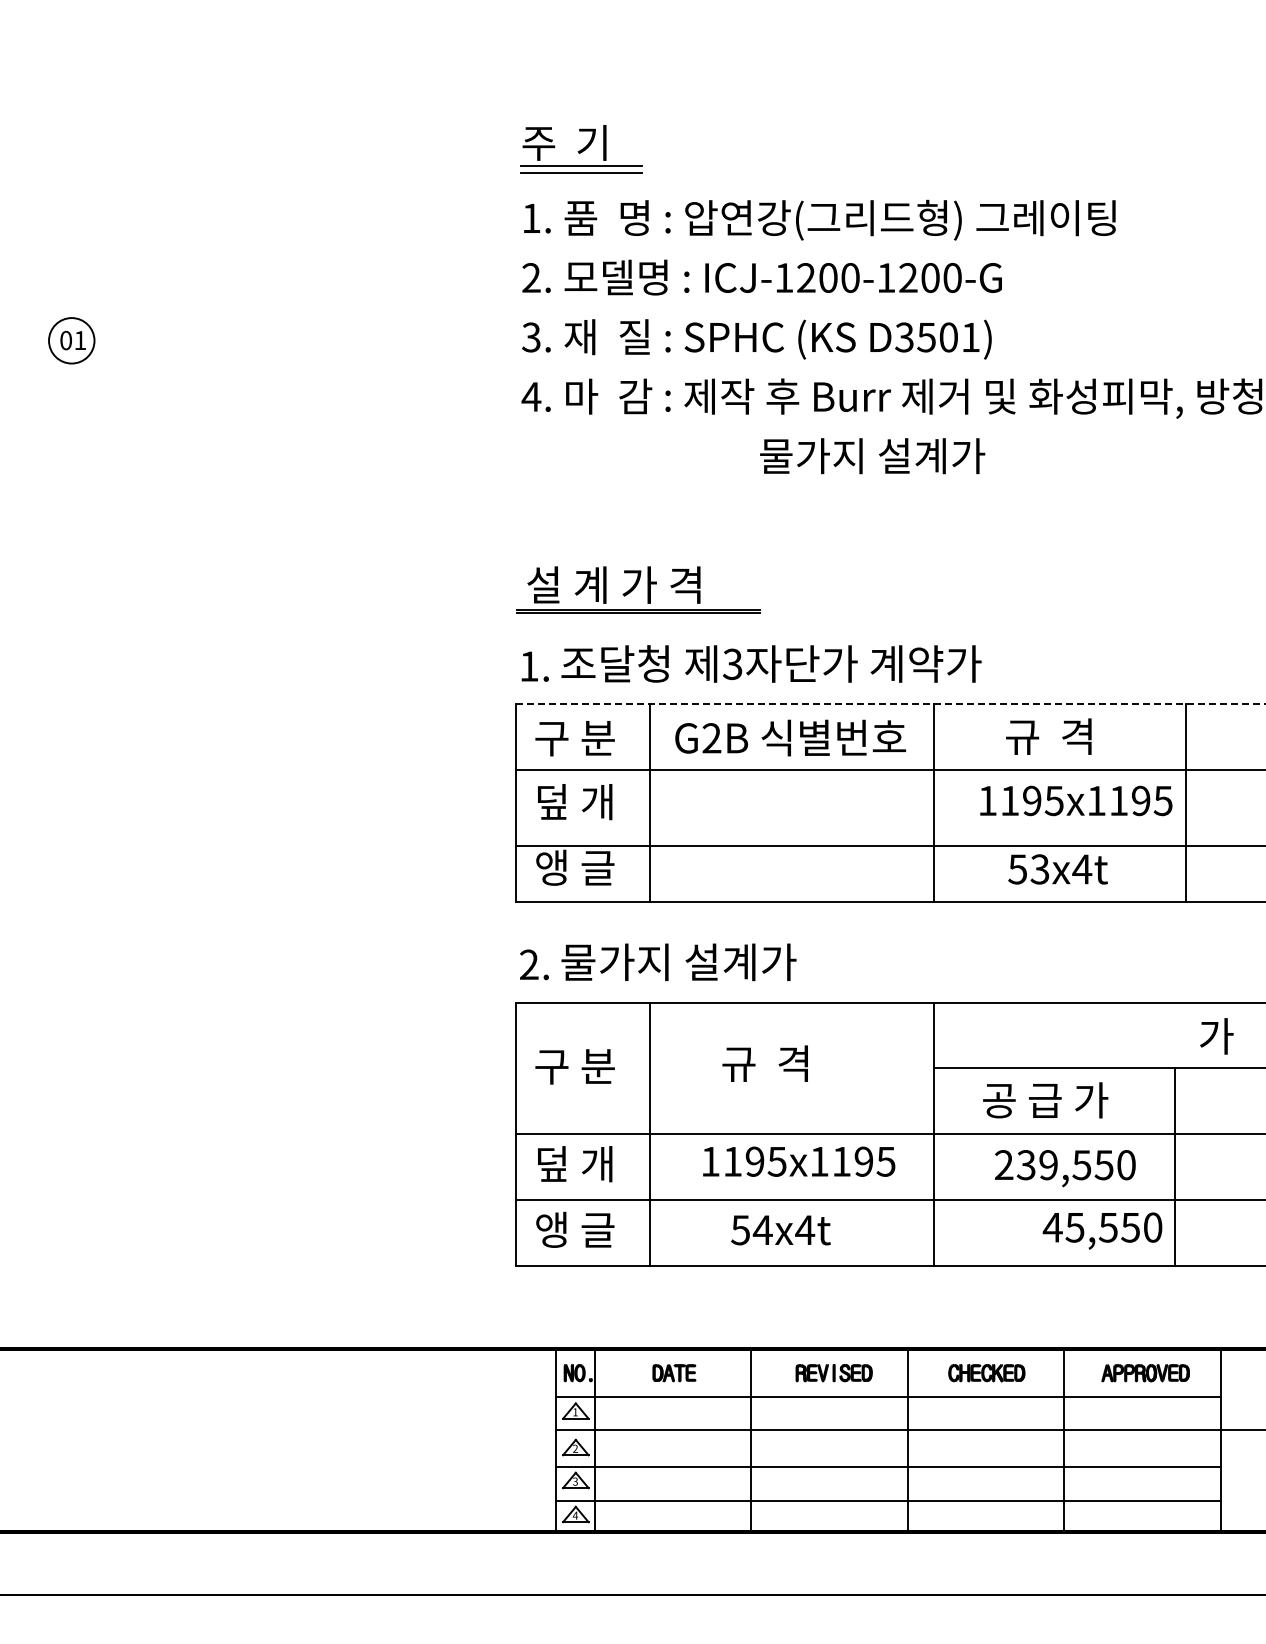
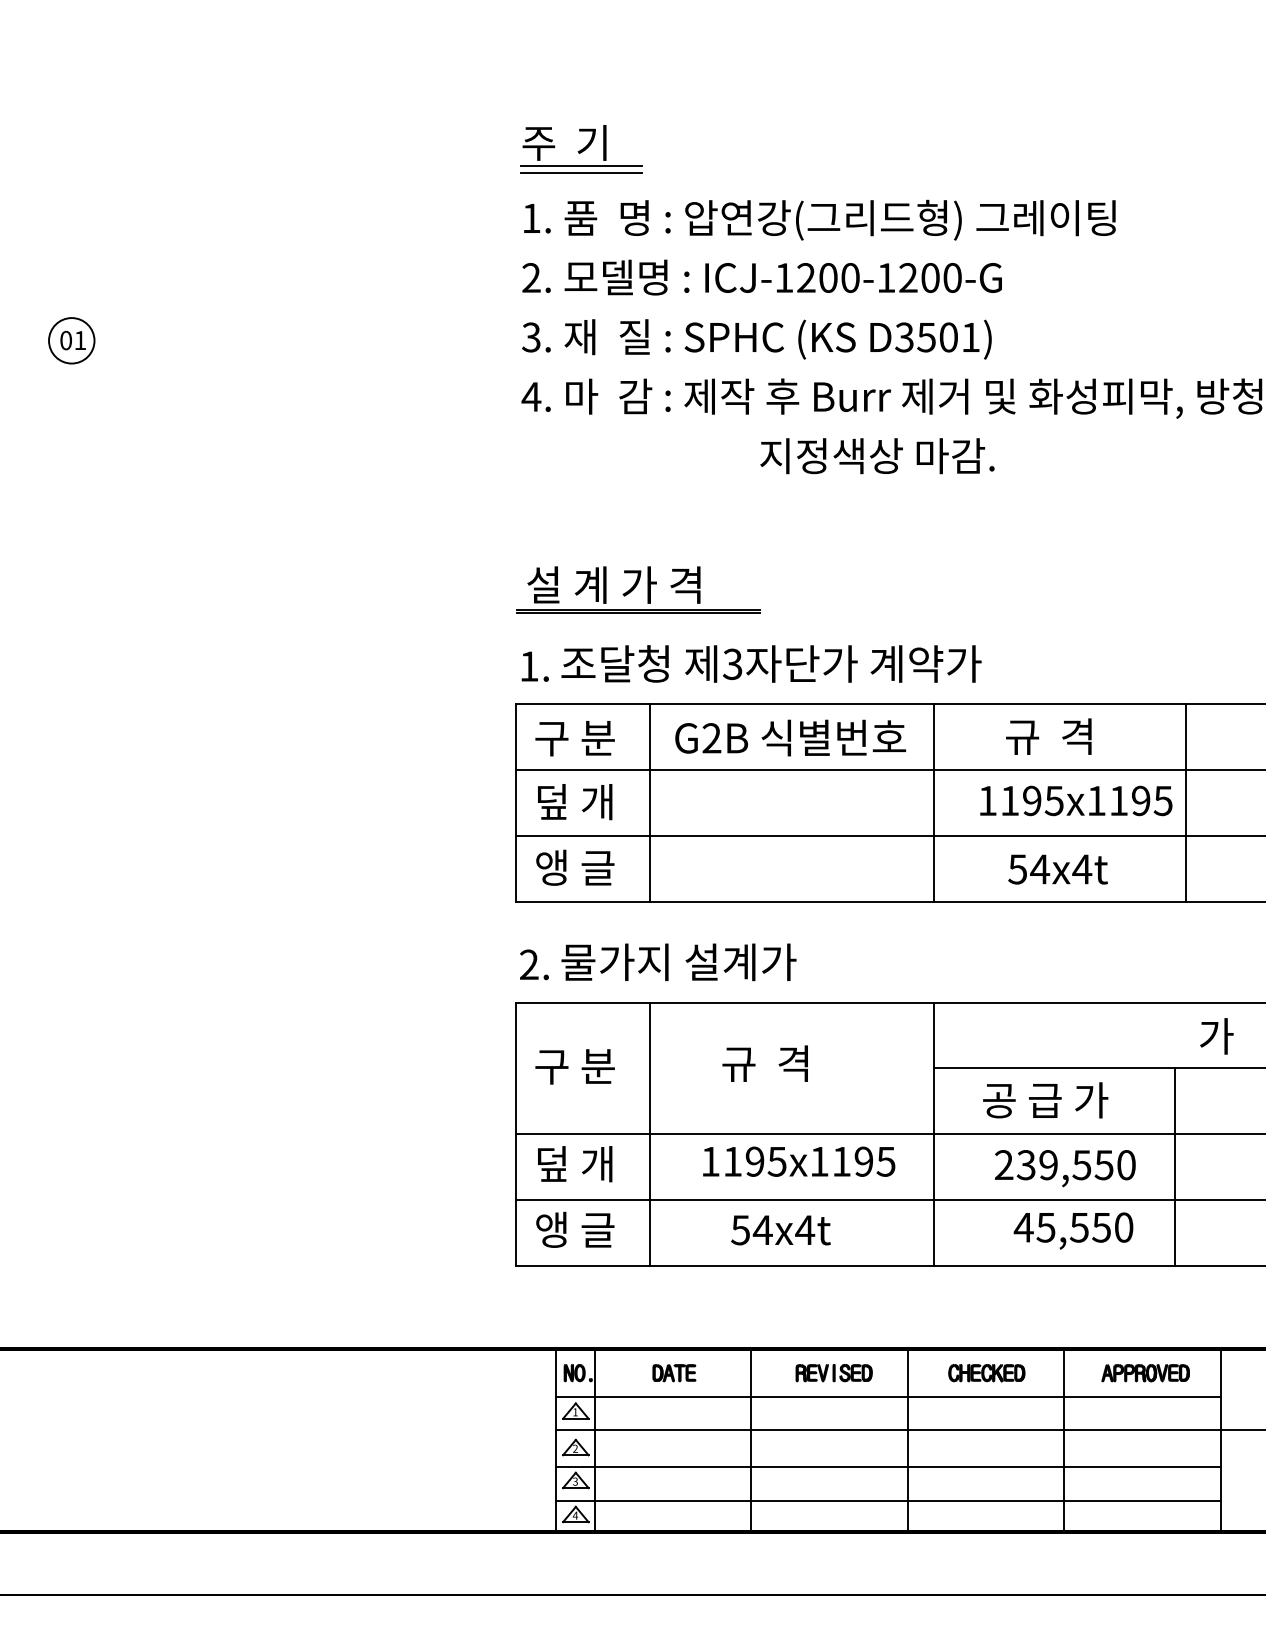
text: 물가지 설계가 -> 지정색상 마감. (877, 456)
line: dashed -> solid (890, 704)
line position: (888, 845) -> (888, 835) (888, 835)
text: 53x4t -> 54x4t (1040, 869)
text position: (1102, 1230) -> (1073, 1230) (1073, 1230)
